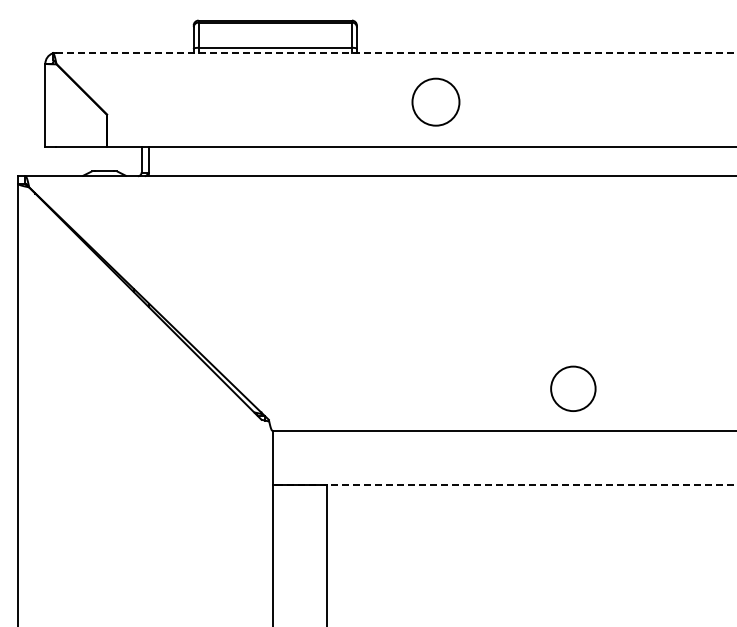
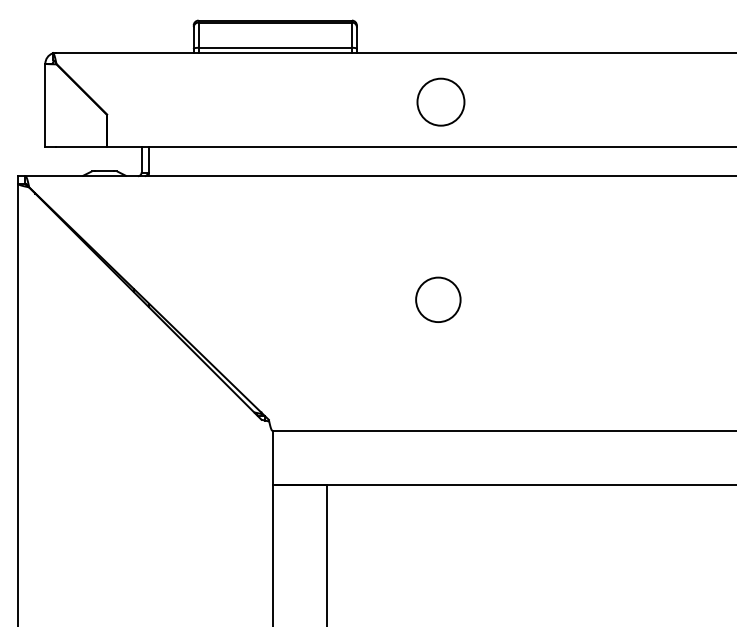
line: dashed -> solid (396, 52)
circle position: (435, 101) -> (440, 101) (440, 101)
circle position: (573, 388) -> (438, 299) (438, 299)
line: dashed -> solid (506, 485)
